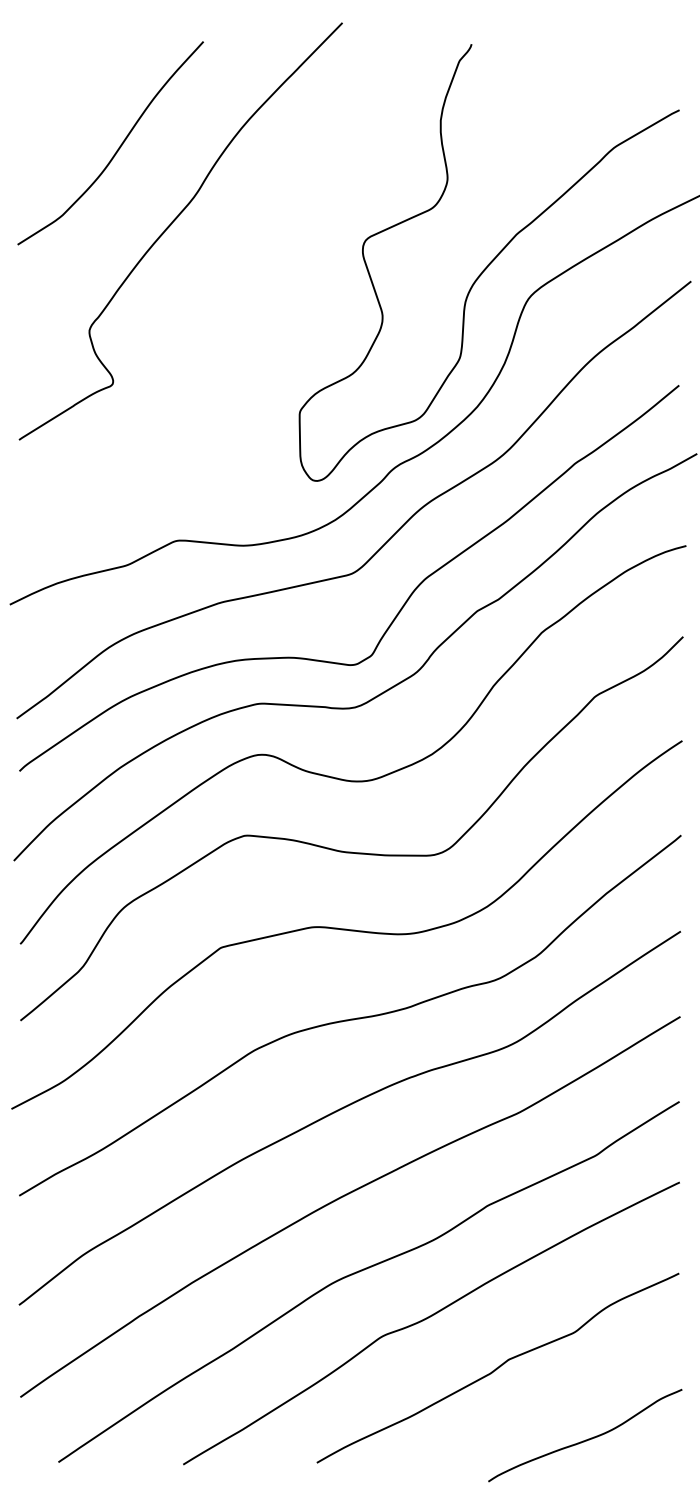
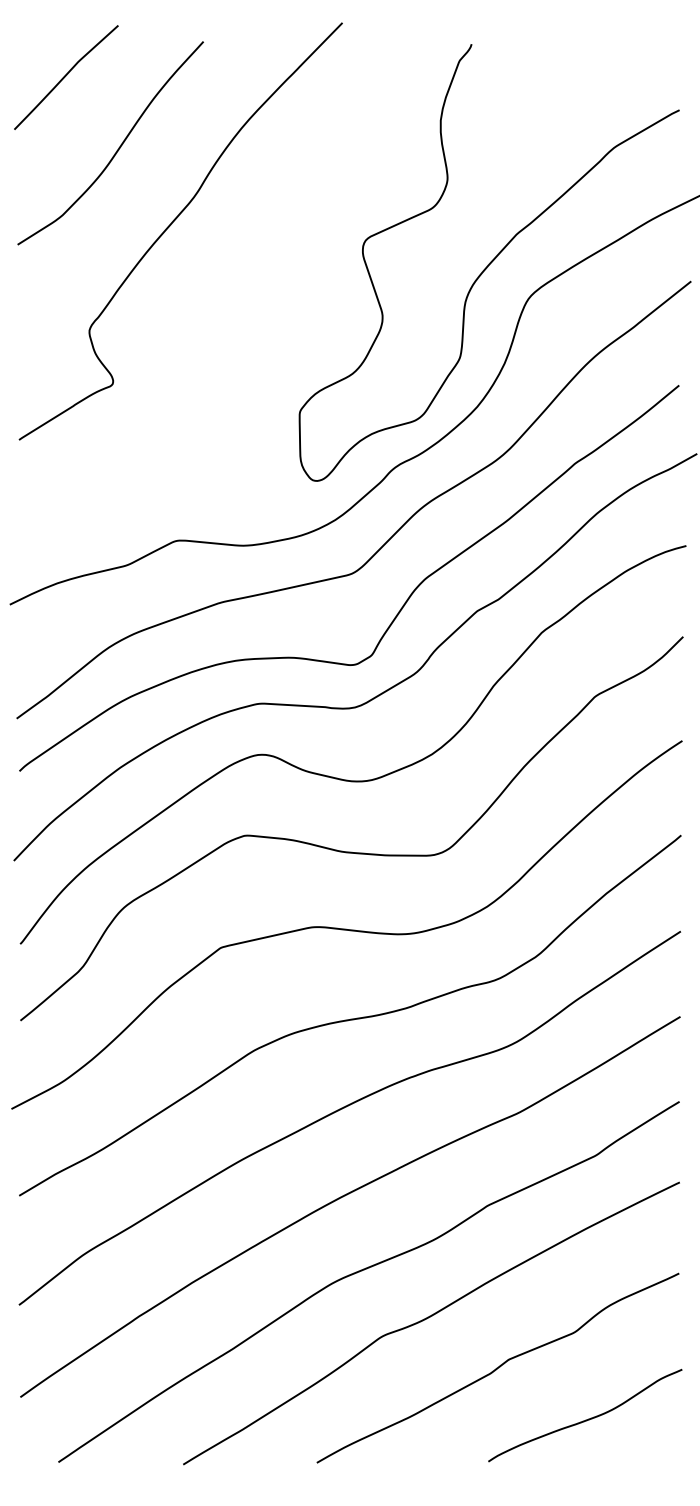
curve: none -> present (66, 76)
curve position: (585, 1439) -> (585, 1419) (585, 1419)
